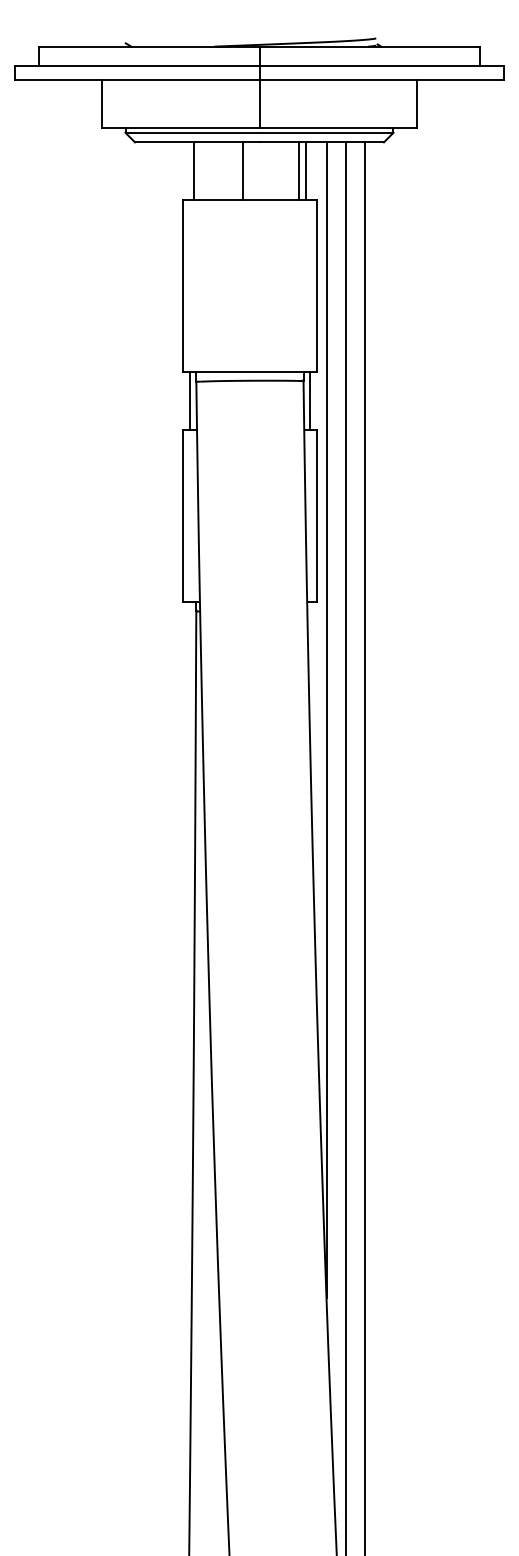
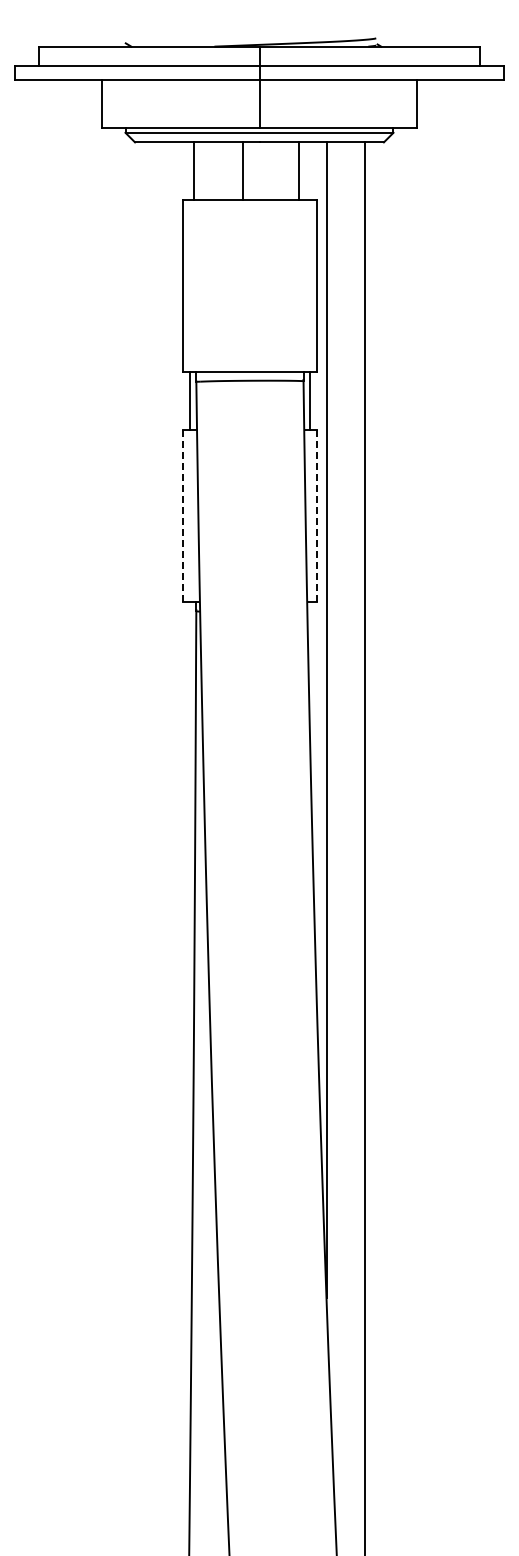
line: present -> none (305, 170)
line: solid -> dashed (316, 515)
line: solid -> dashed (182, 516)
line: present -> none (345, 847)
